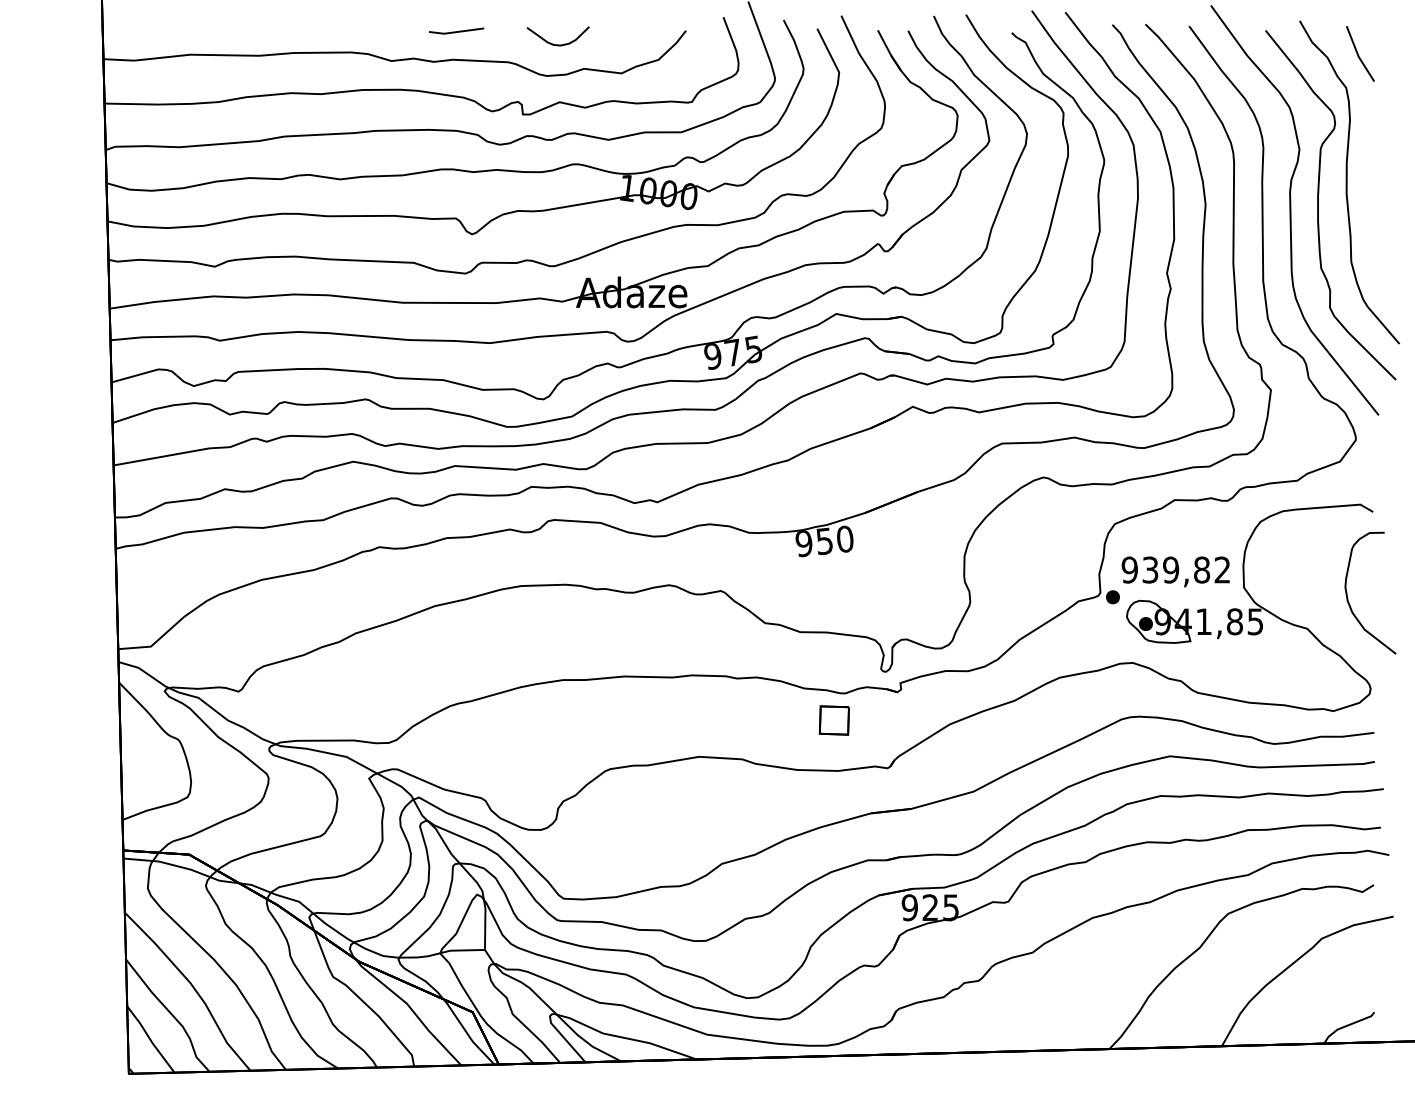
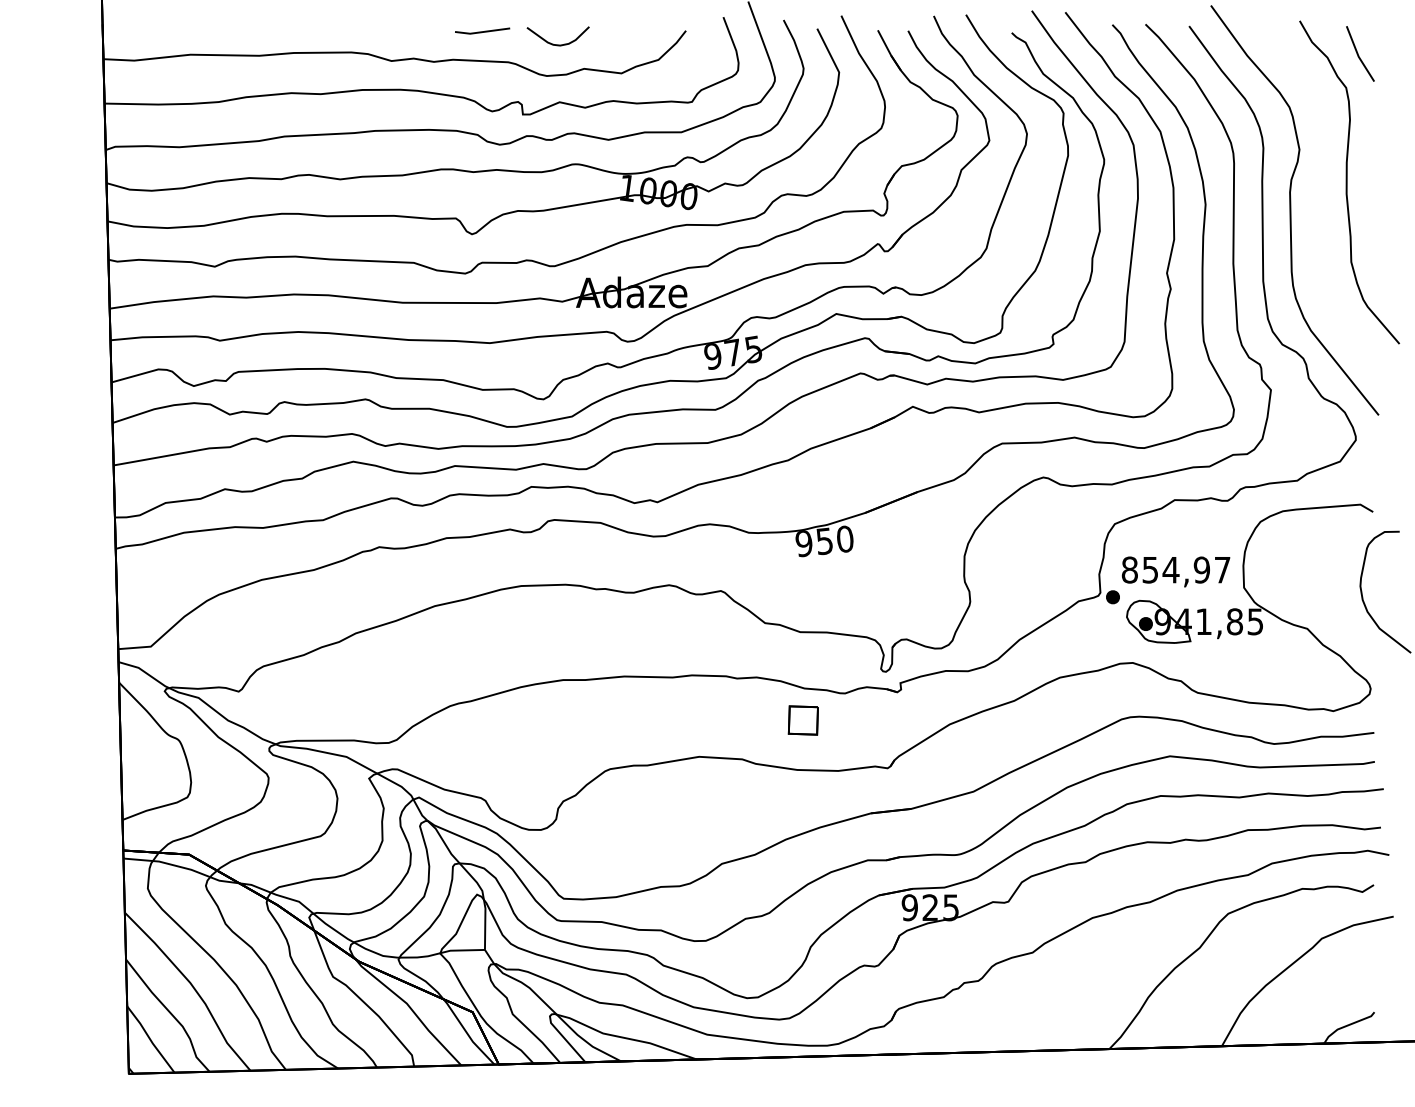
line position: (456, 31) -> (482, 31) (482, 31)
curve: present -> none (1318, 205)
text: 939,82 -> 854,97 (1175, 569)
curve position: (1348, 598) -> (1363, 597) (1363, 597)
part position: (833, 720) -> (802, 720) (802, 720)
